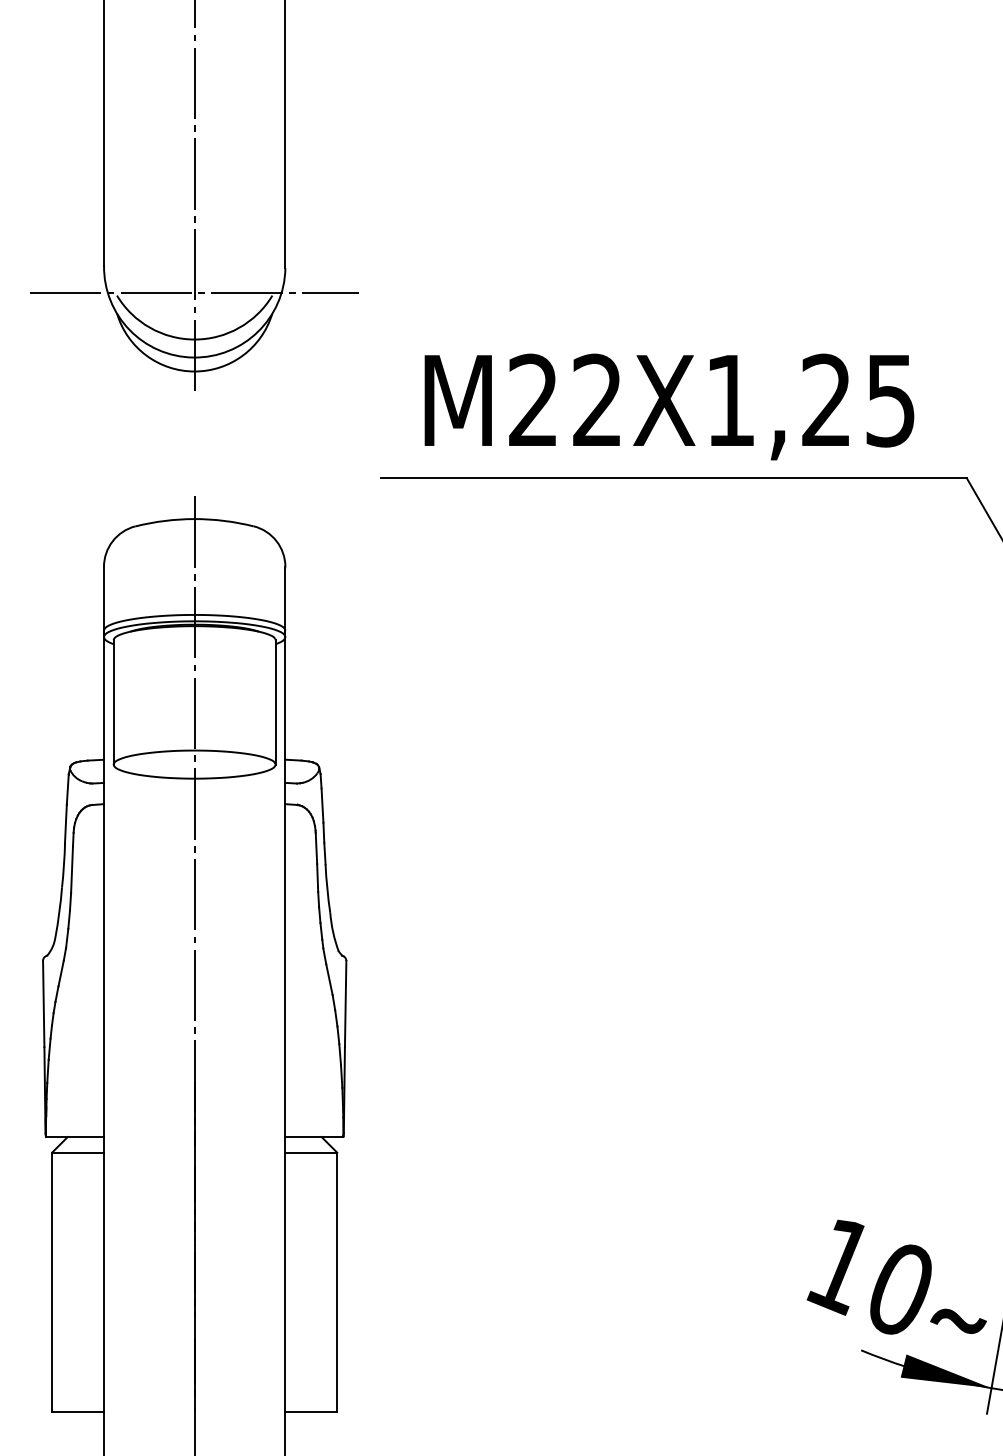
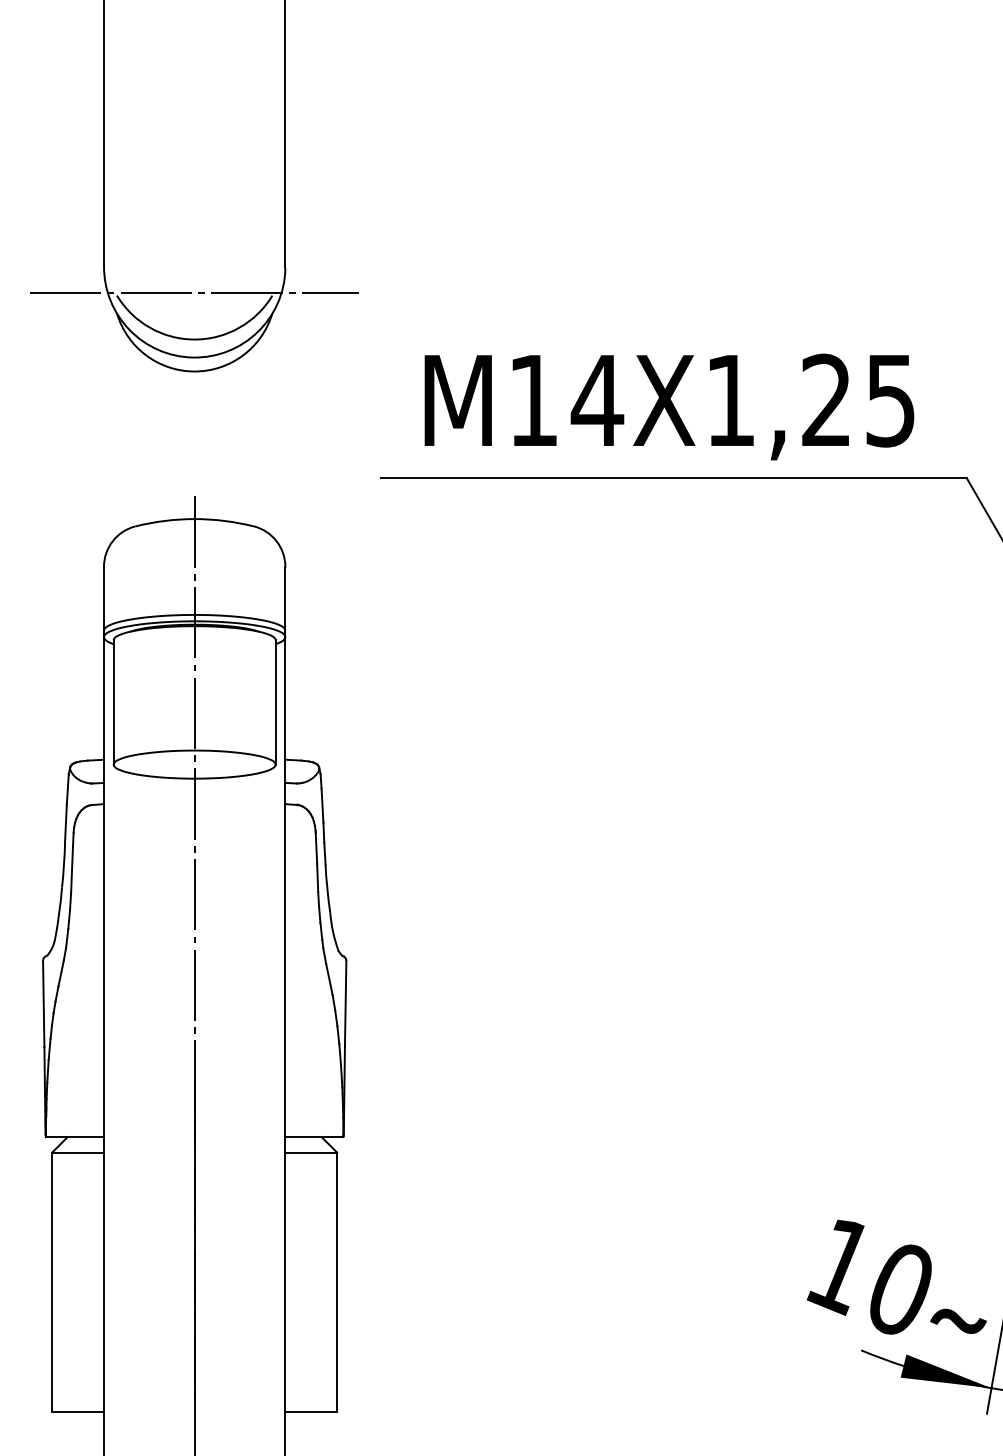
line: present -> none (194, 196)
text: M22X1,25 -> M14X1,25 (566, 399)
